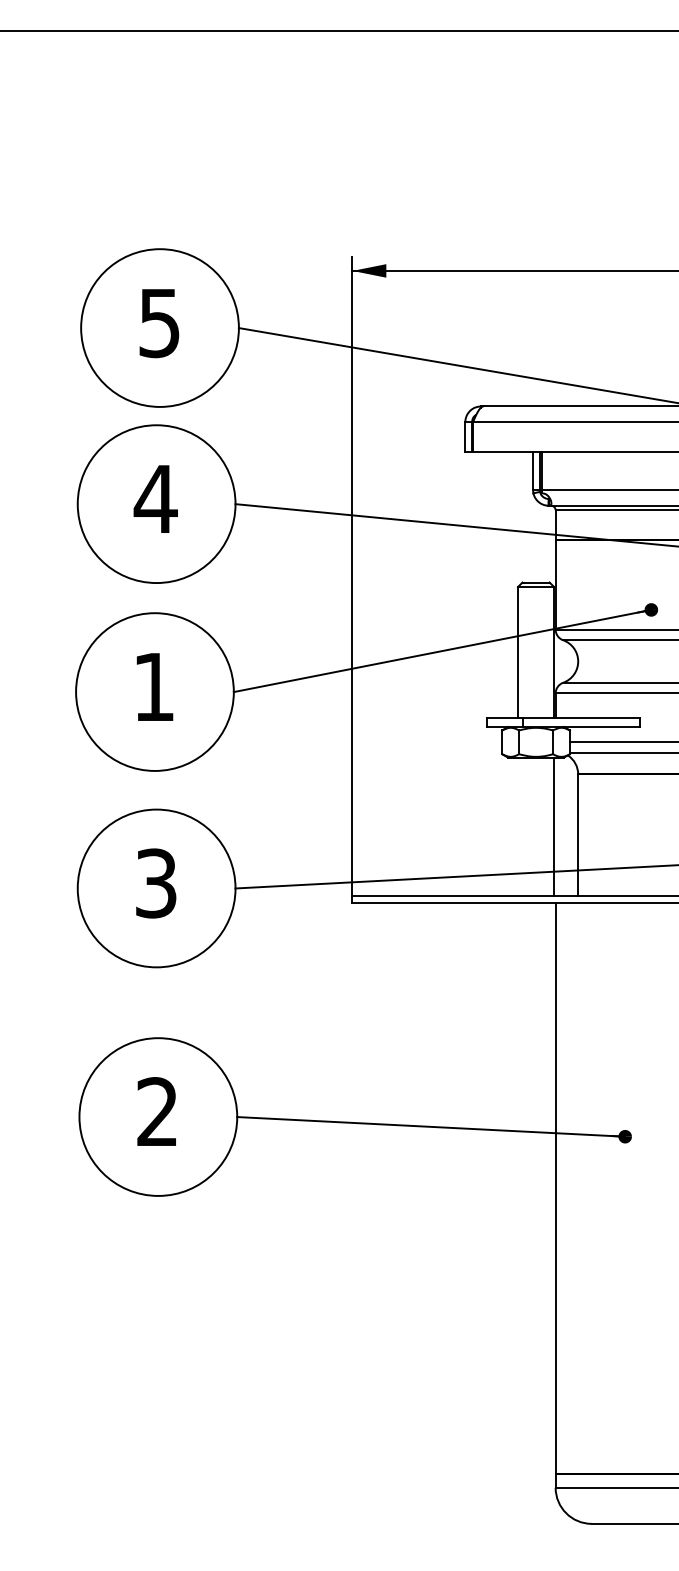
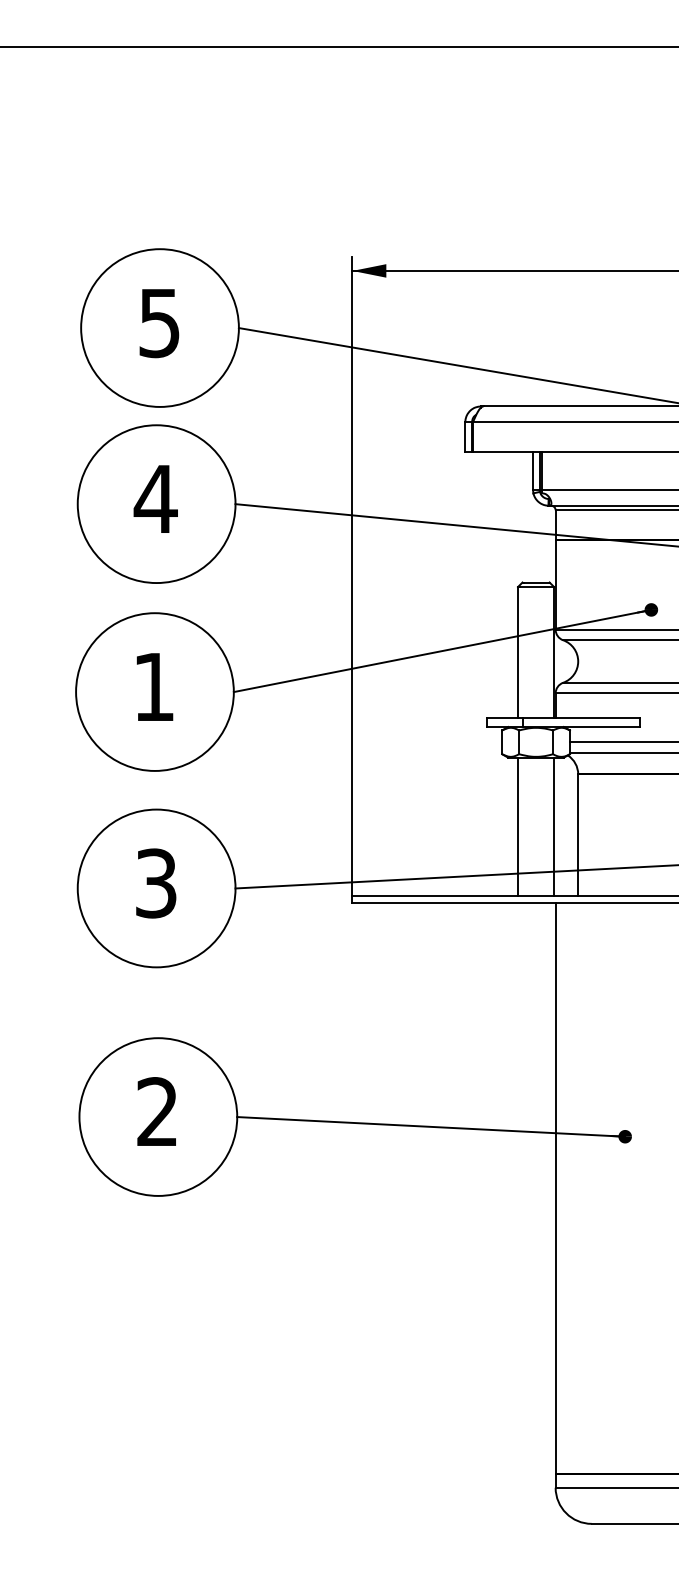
line position: (338, 31) -> (338, 47) (338, 47)
line: none -> present (518, 826)
